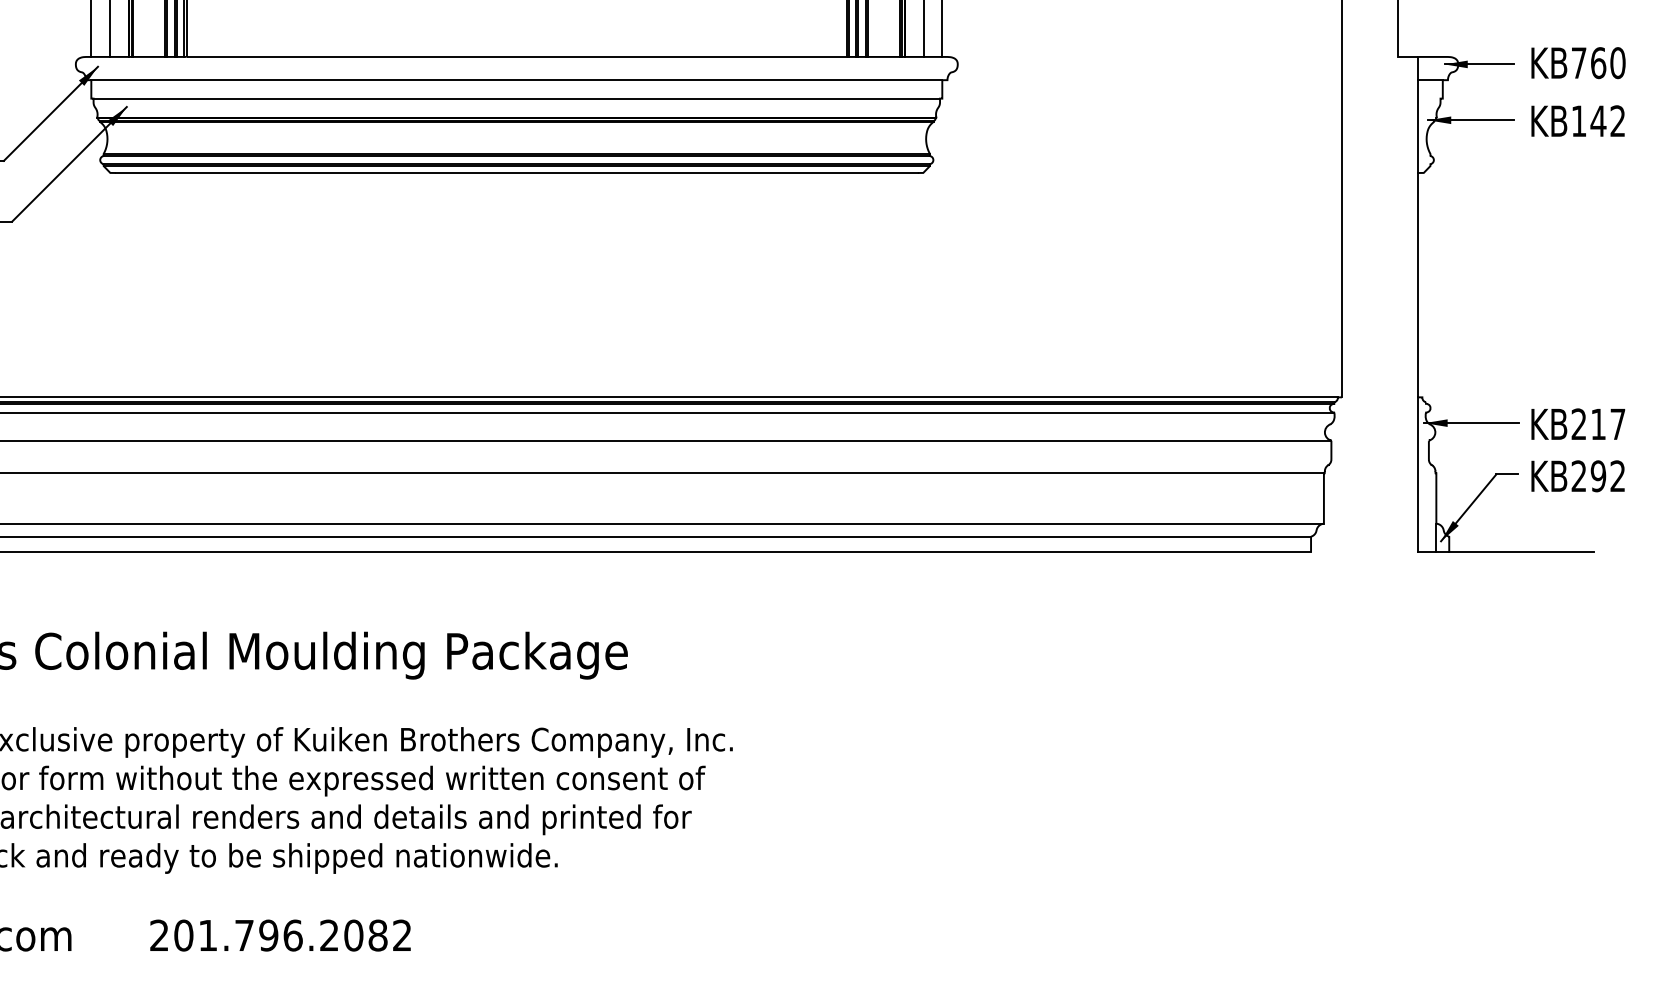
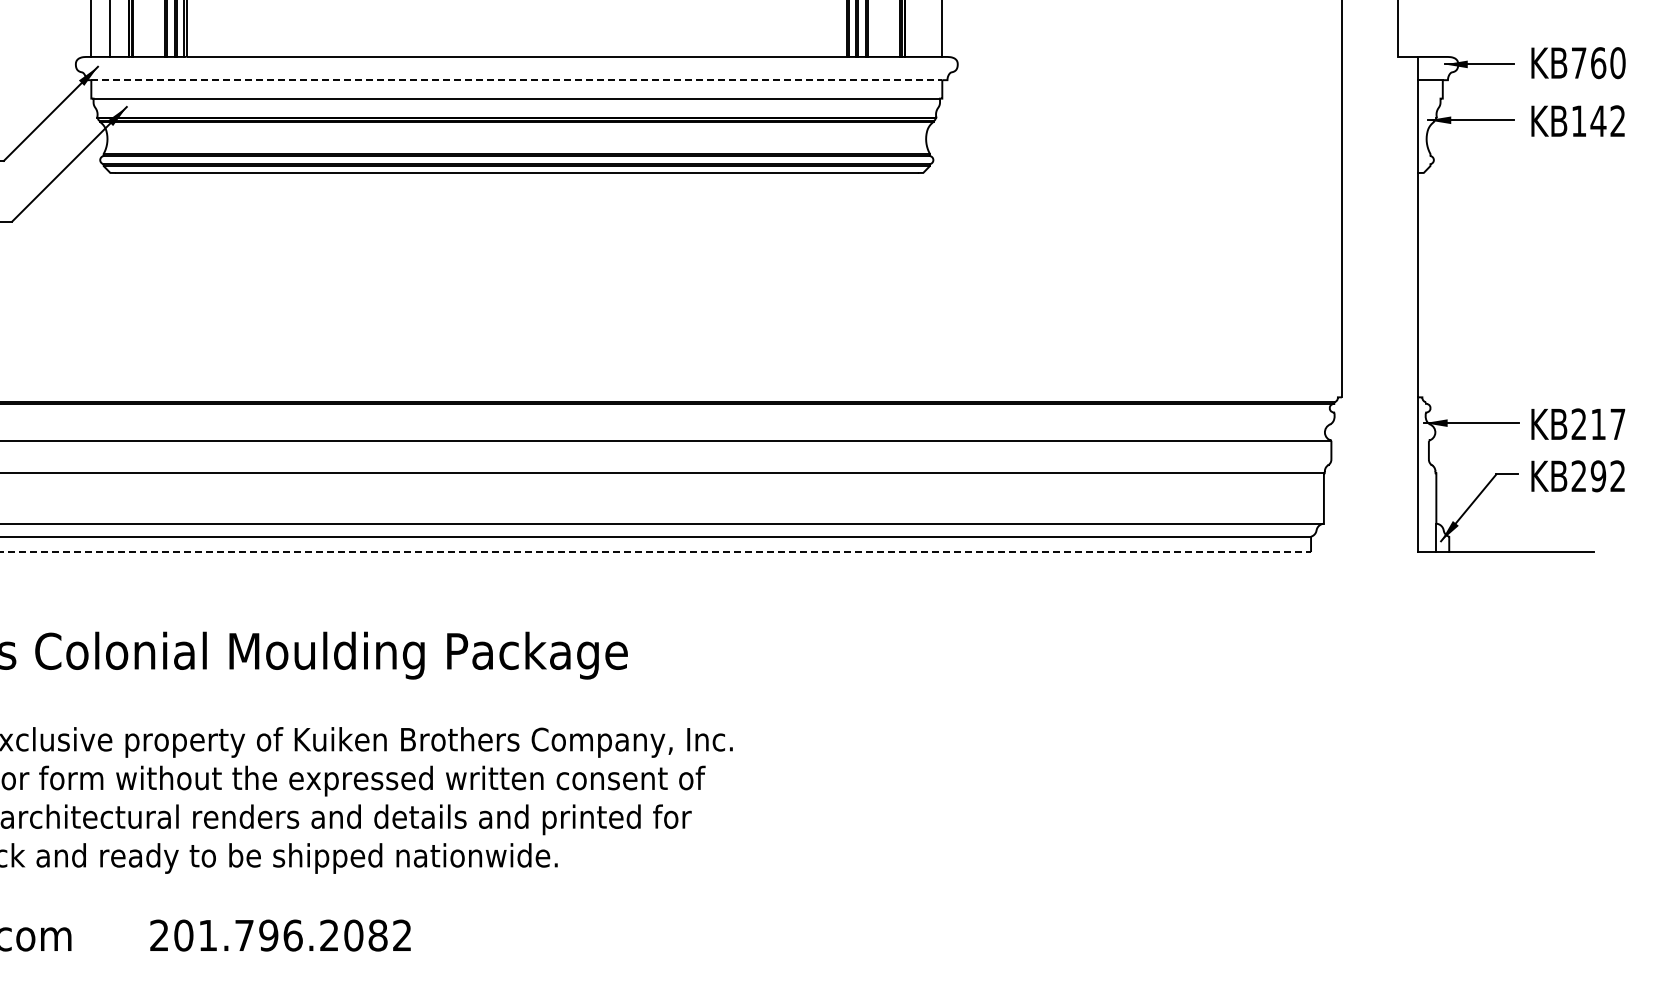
line: present -> none (923, 29)
line: solid -> dashed (517, 80)
line: present -> none (669, 397)
line: present -> none (668, 412)
line: solid -> dashed (656, 552)
